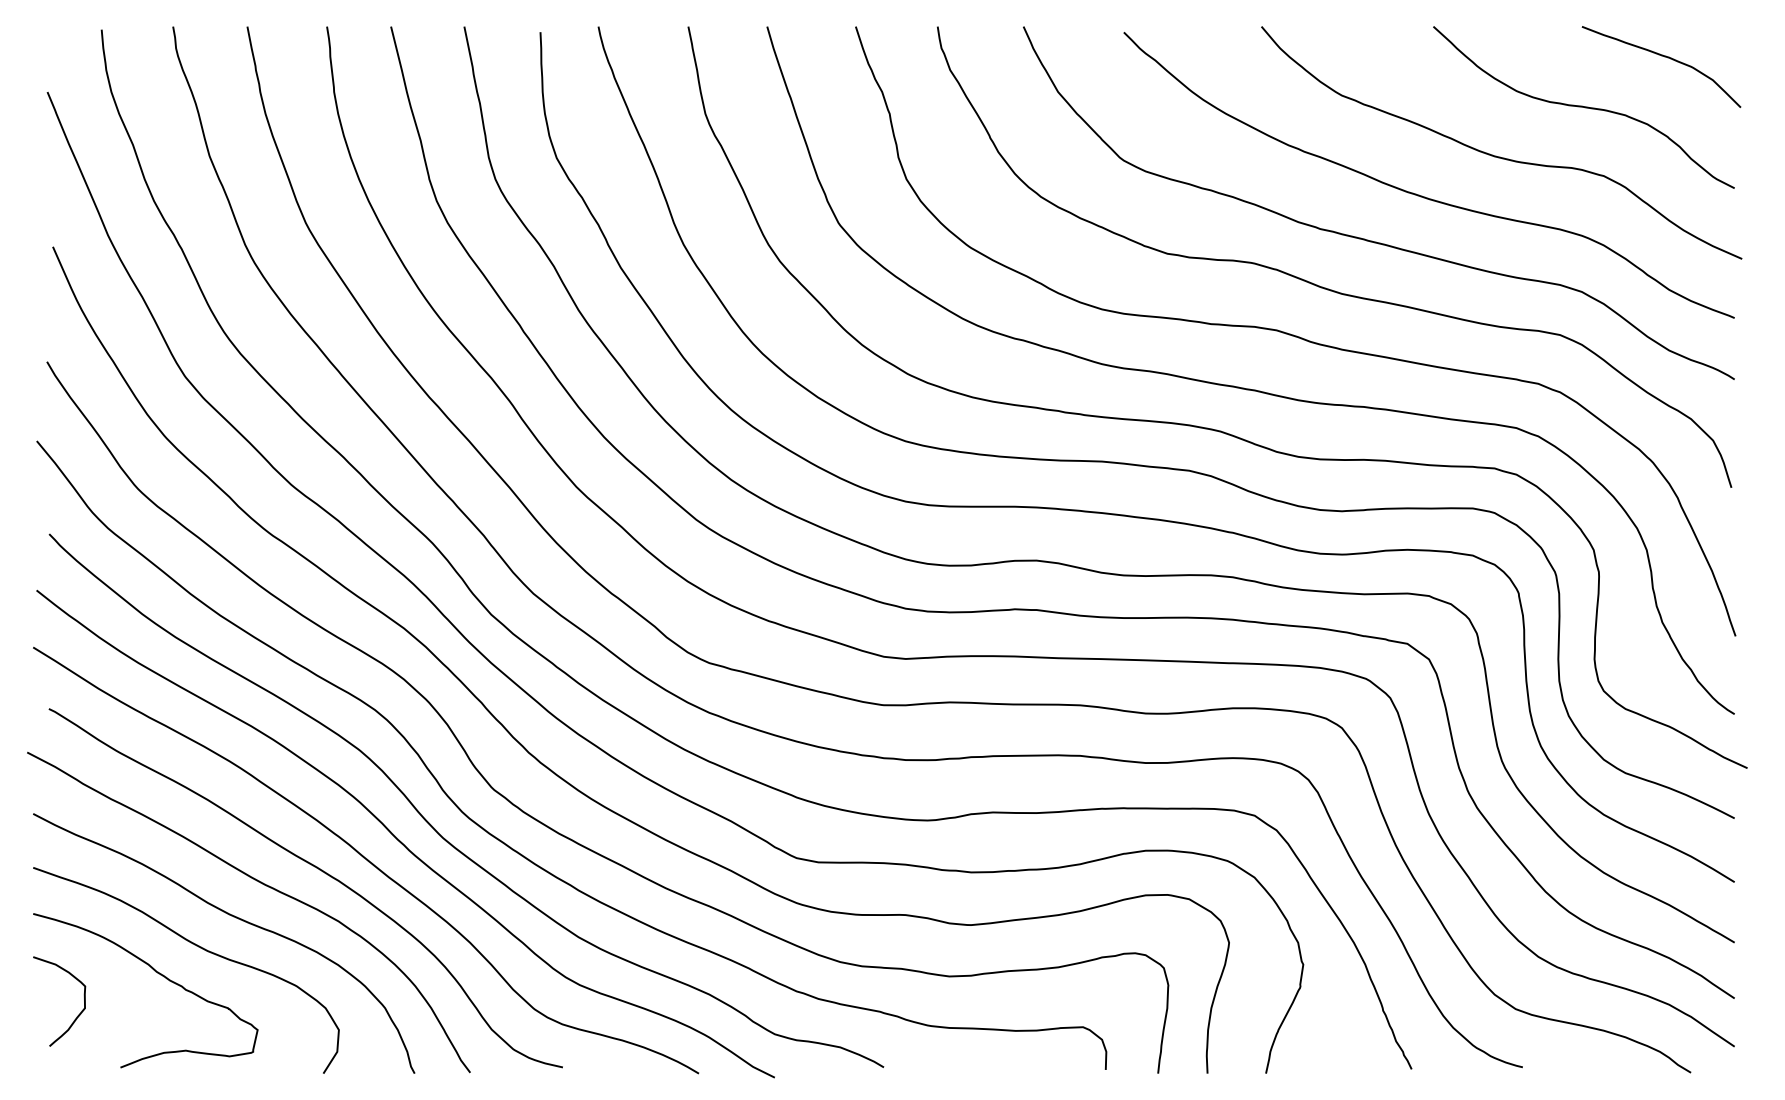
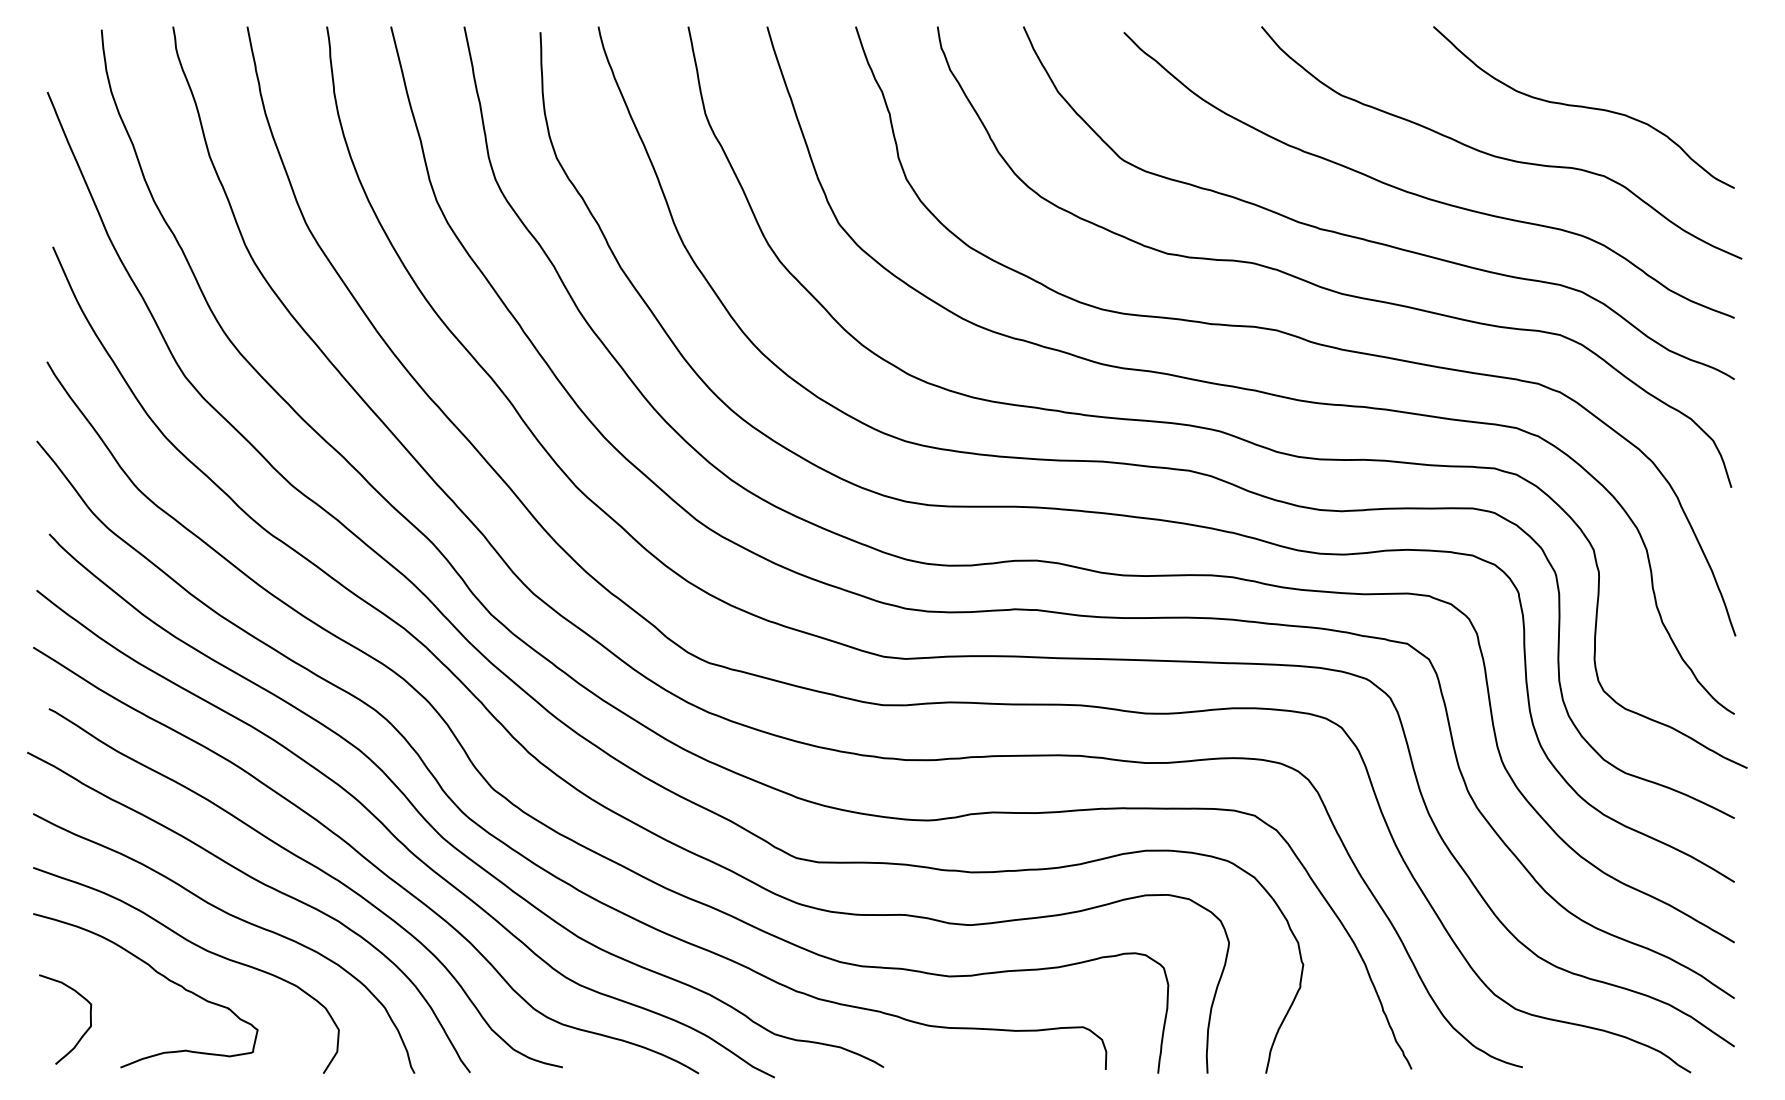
curve: present -> none (1664, 57)
curve position: (76, 1016) -> (82, 1034) (82, 1034)
